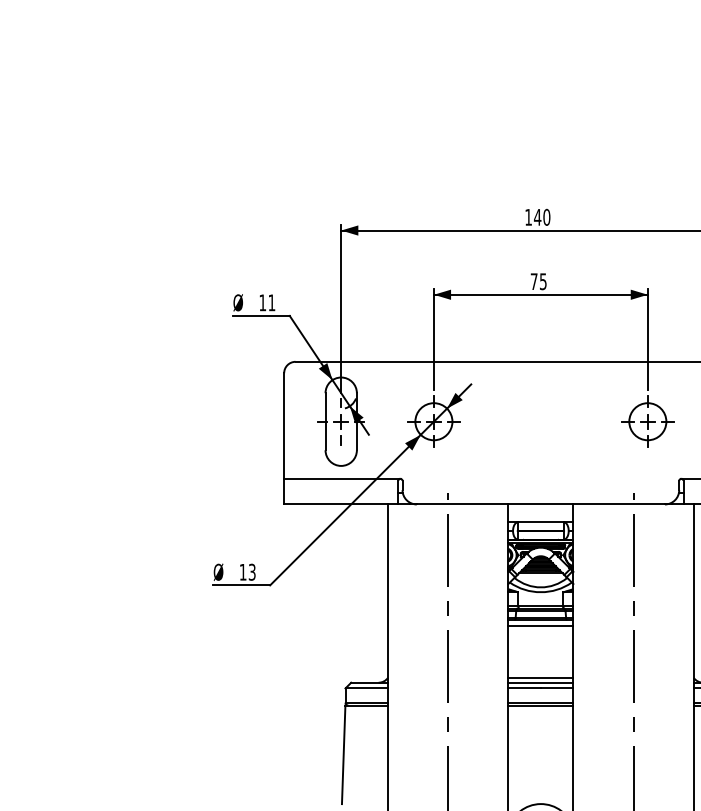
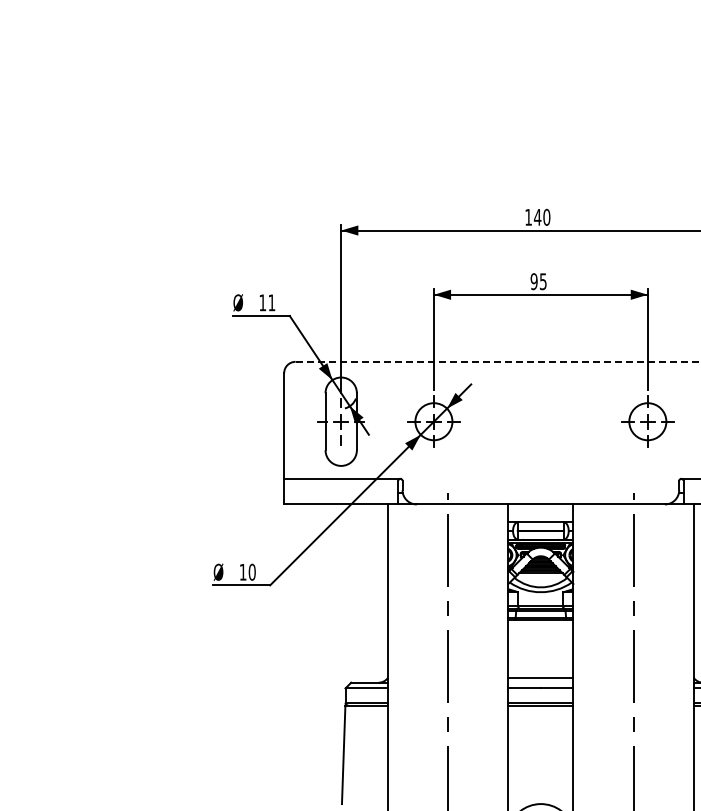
text: 75 -> 95 (533, 281)
line: solid -> dashed (498, 361)
text: 13 -> 10 (251, 571)
line: present -> none (540, 626)
line: present -> none (540, 682)
